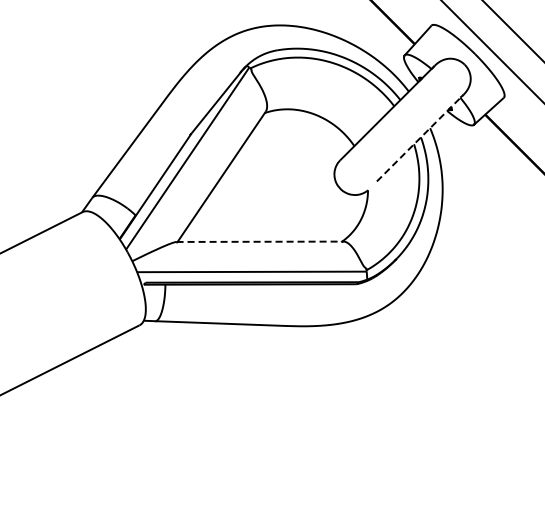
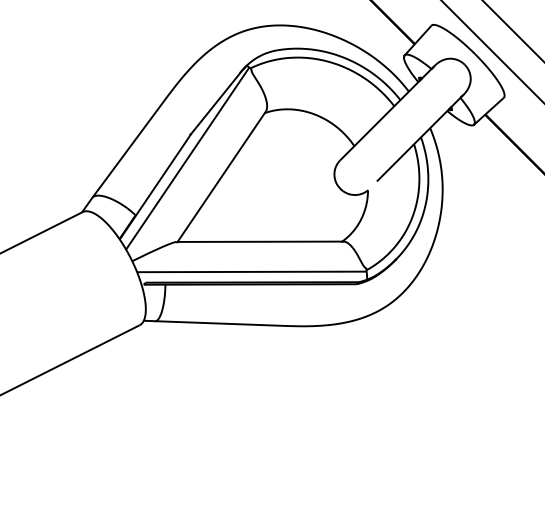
line: dashed -> solid (420, 137)
line: dashed -> solid (260, 241)
